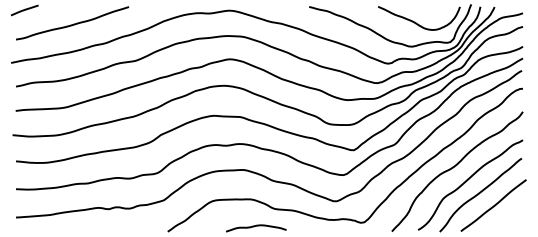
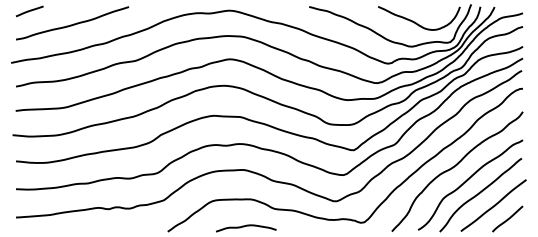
line position: (24, 10) -> (29, 11) (29, 11)
line: none -> present (507, 218)
curve position: (256, 226) -> (246, 226) (246, 226)
